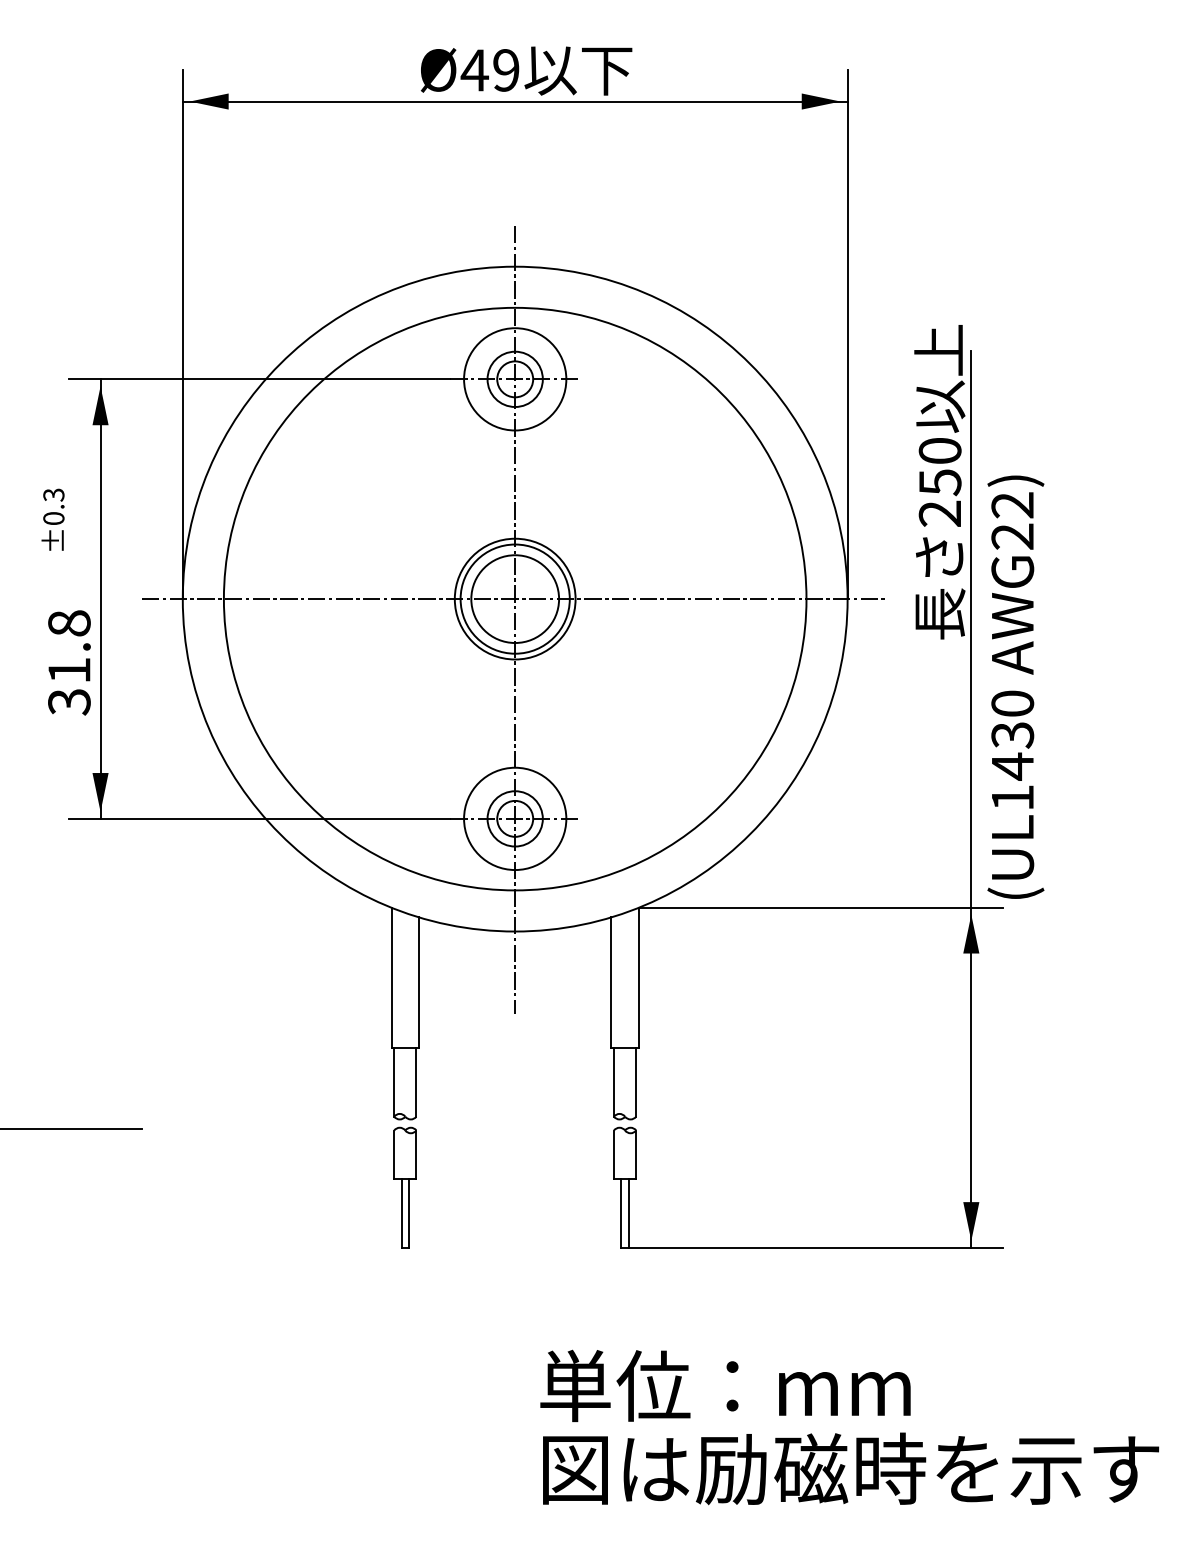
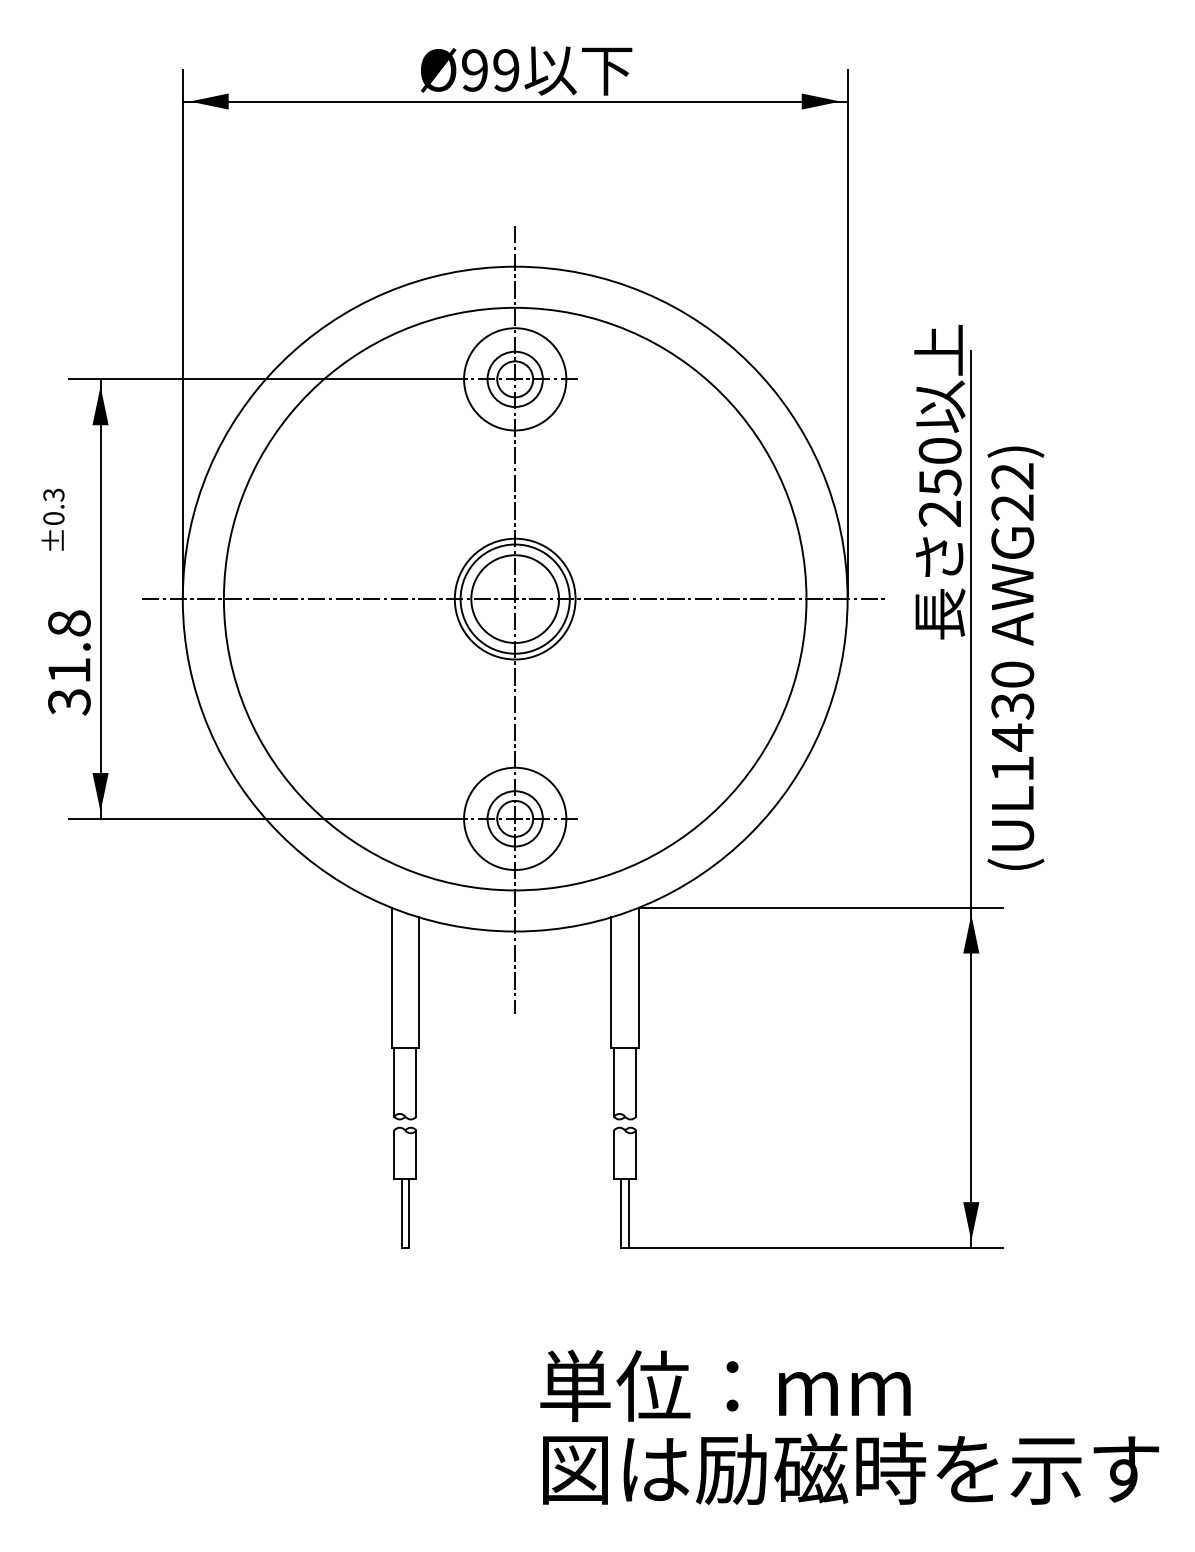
text: Ø49 -> Ø99 (474, 70)
text position: (1015, 686) -> (1015, 657) (1015, 657)
line: present -> none (72, 1128)
